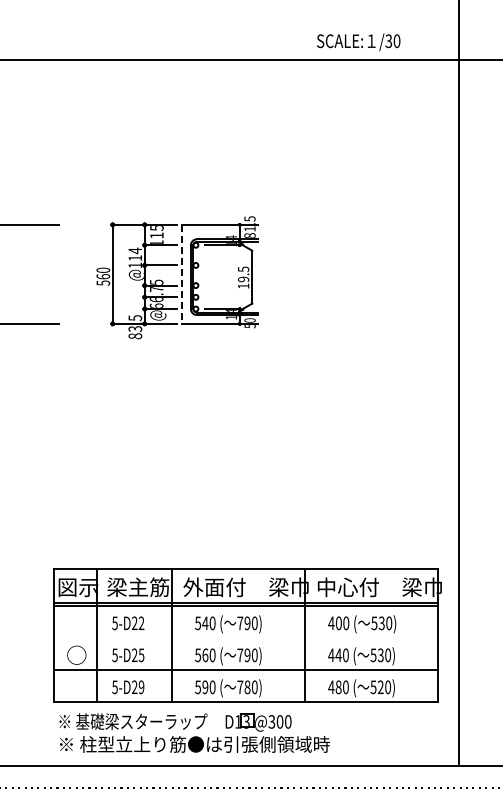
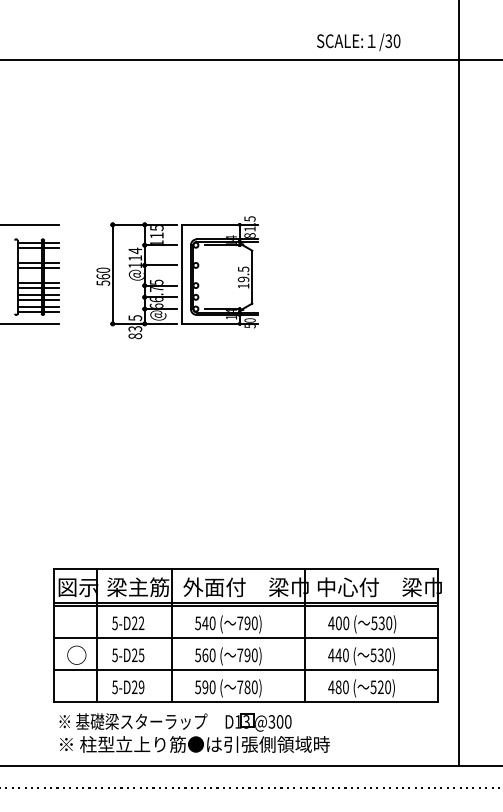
line: dashed -> solid (182, 274)
part: none -> present (36, 276)
line: none -> present (246, 638)
